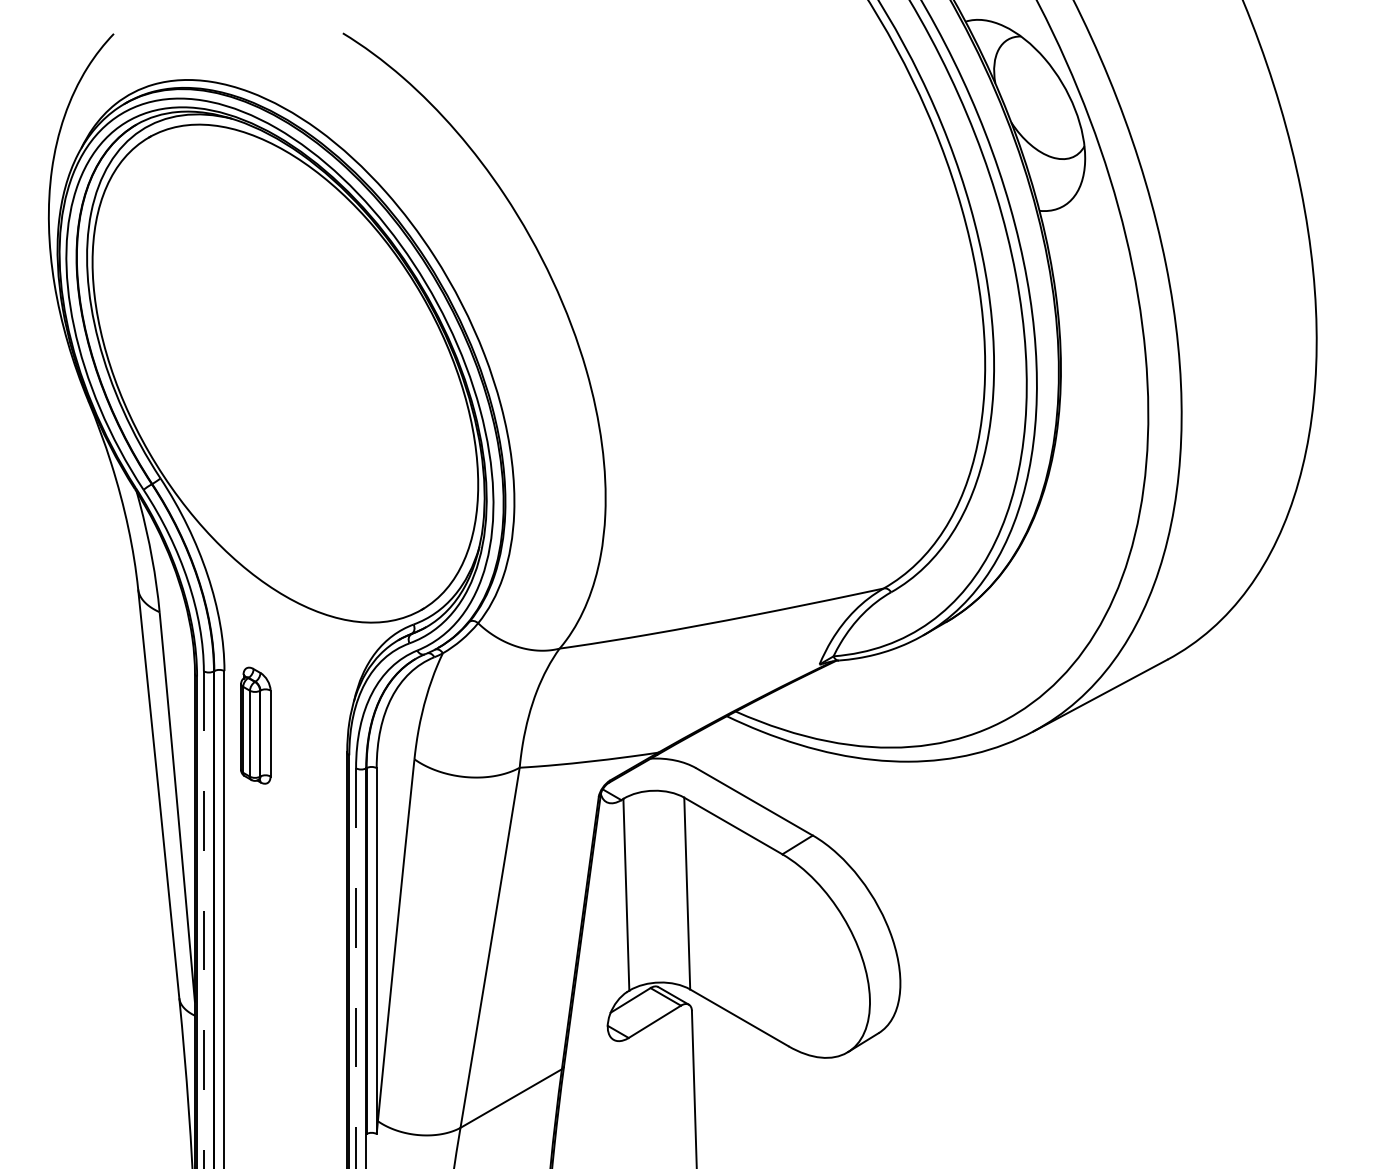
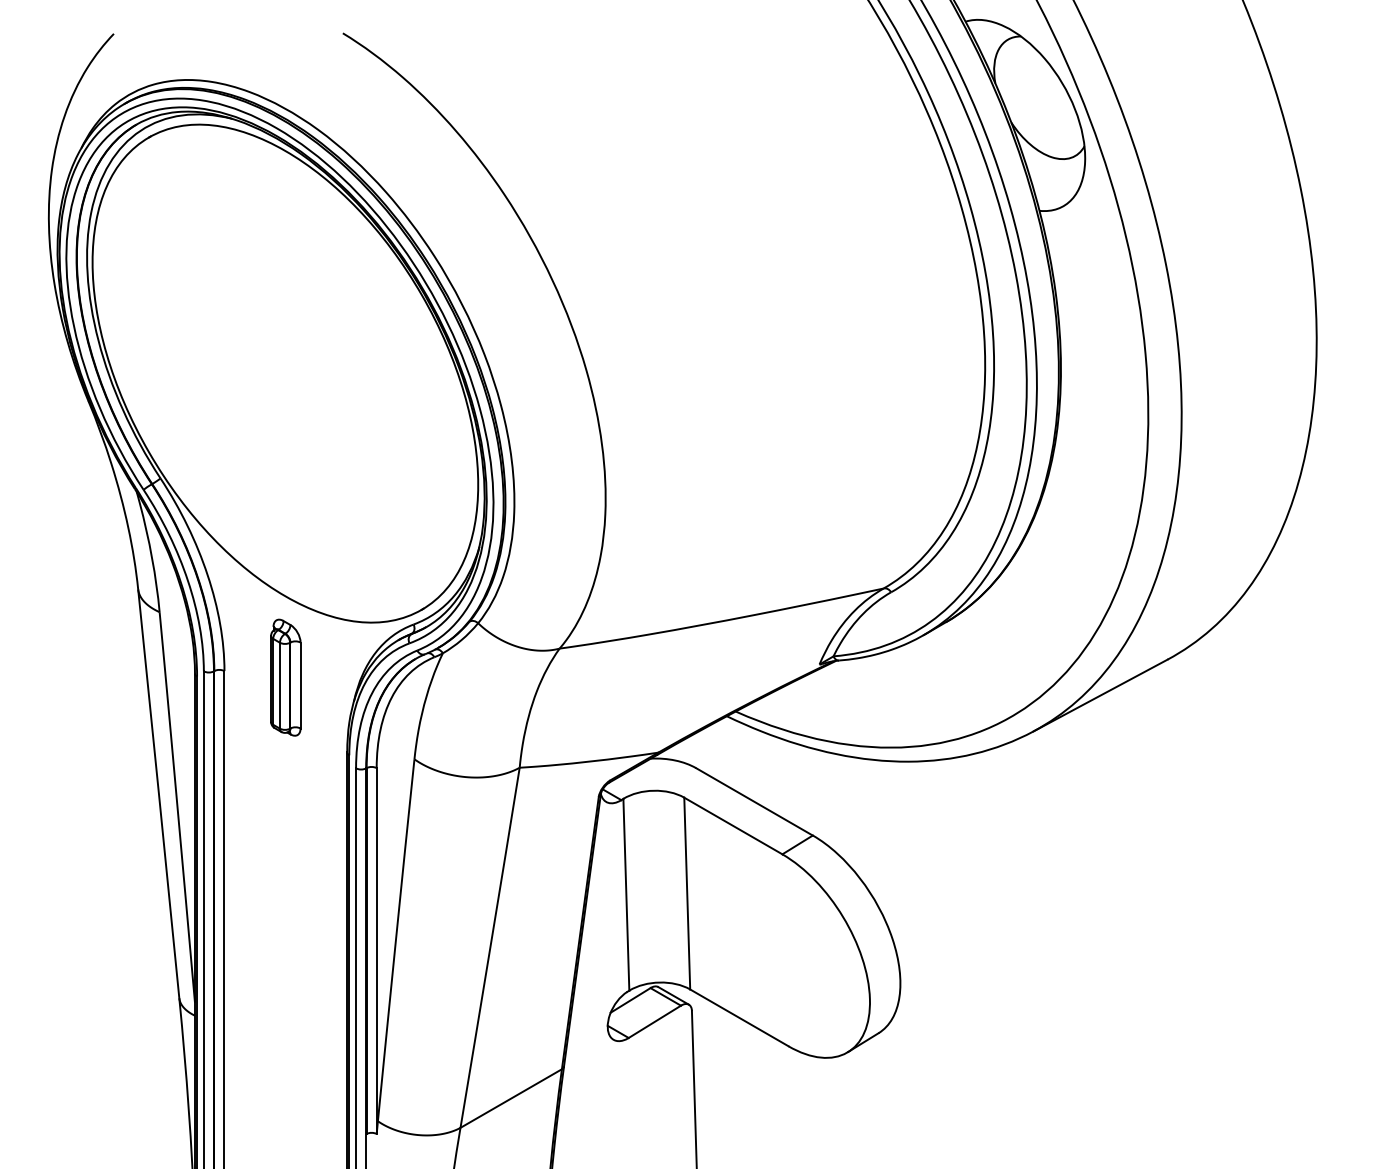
part position: (255, 725) -> (285, 677) (285, 677)
line: dashed -> solid (203, 920)
line: dashed -> solid (356, 968)
